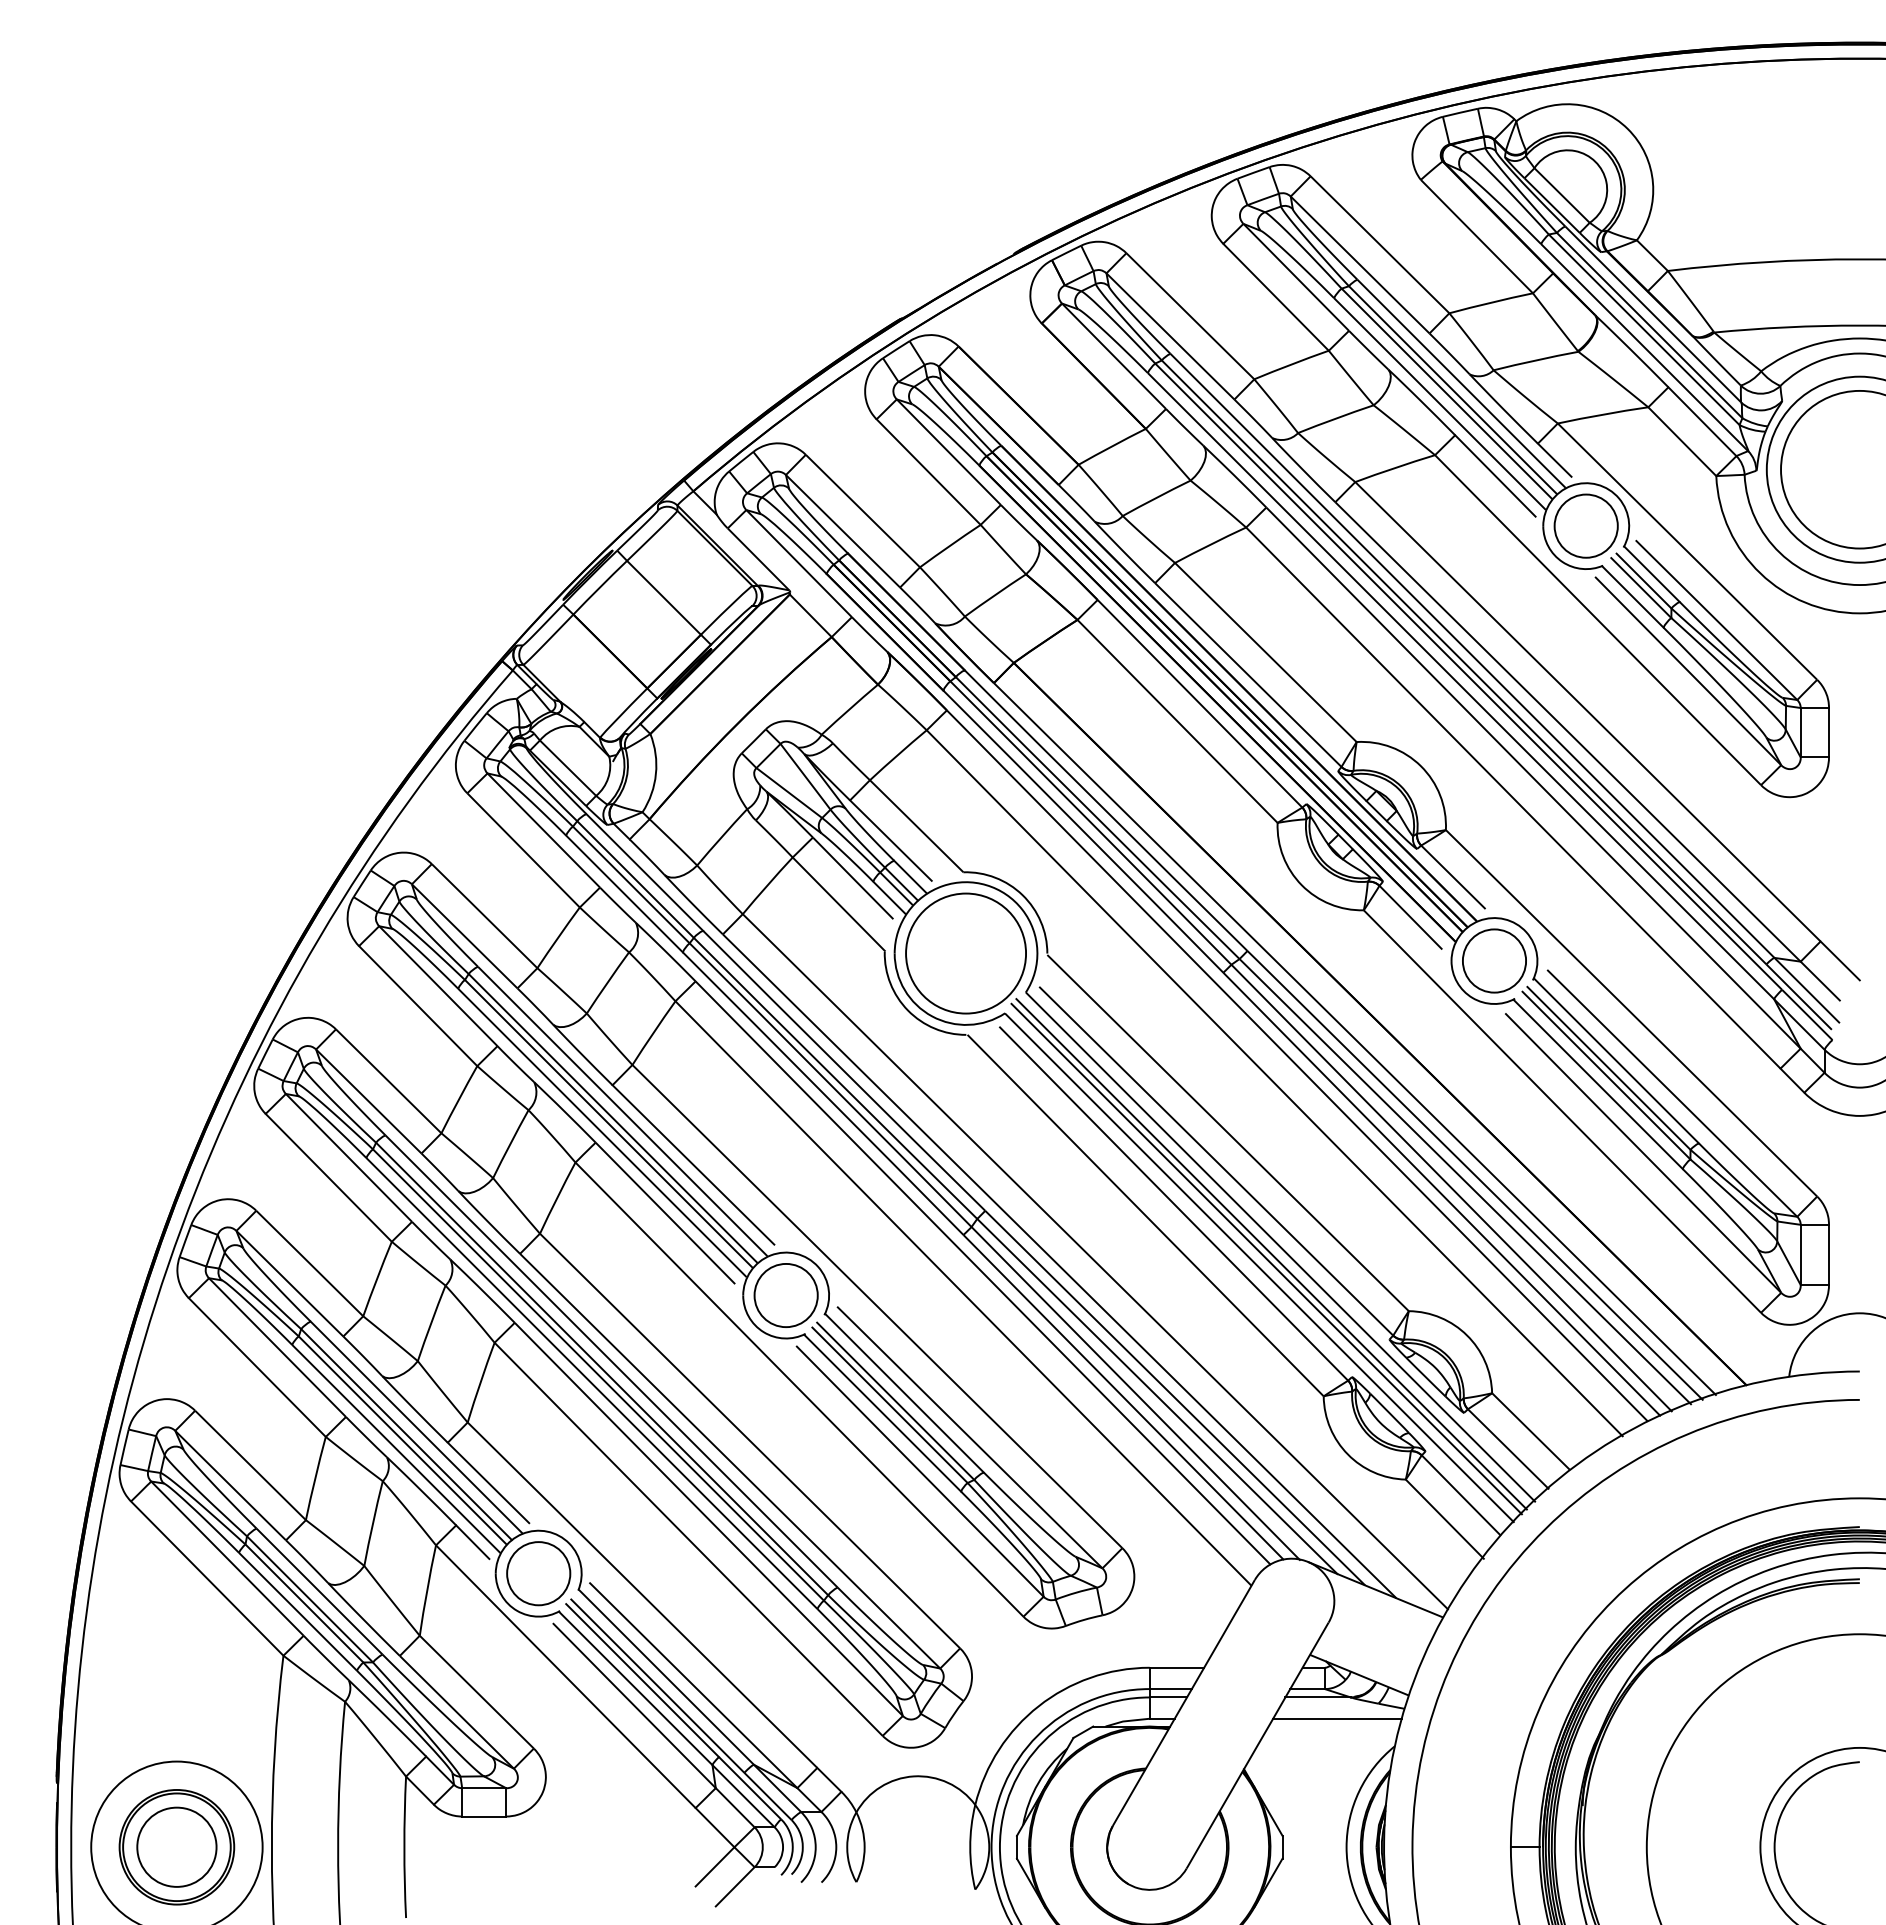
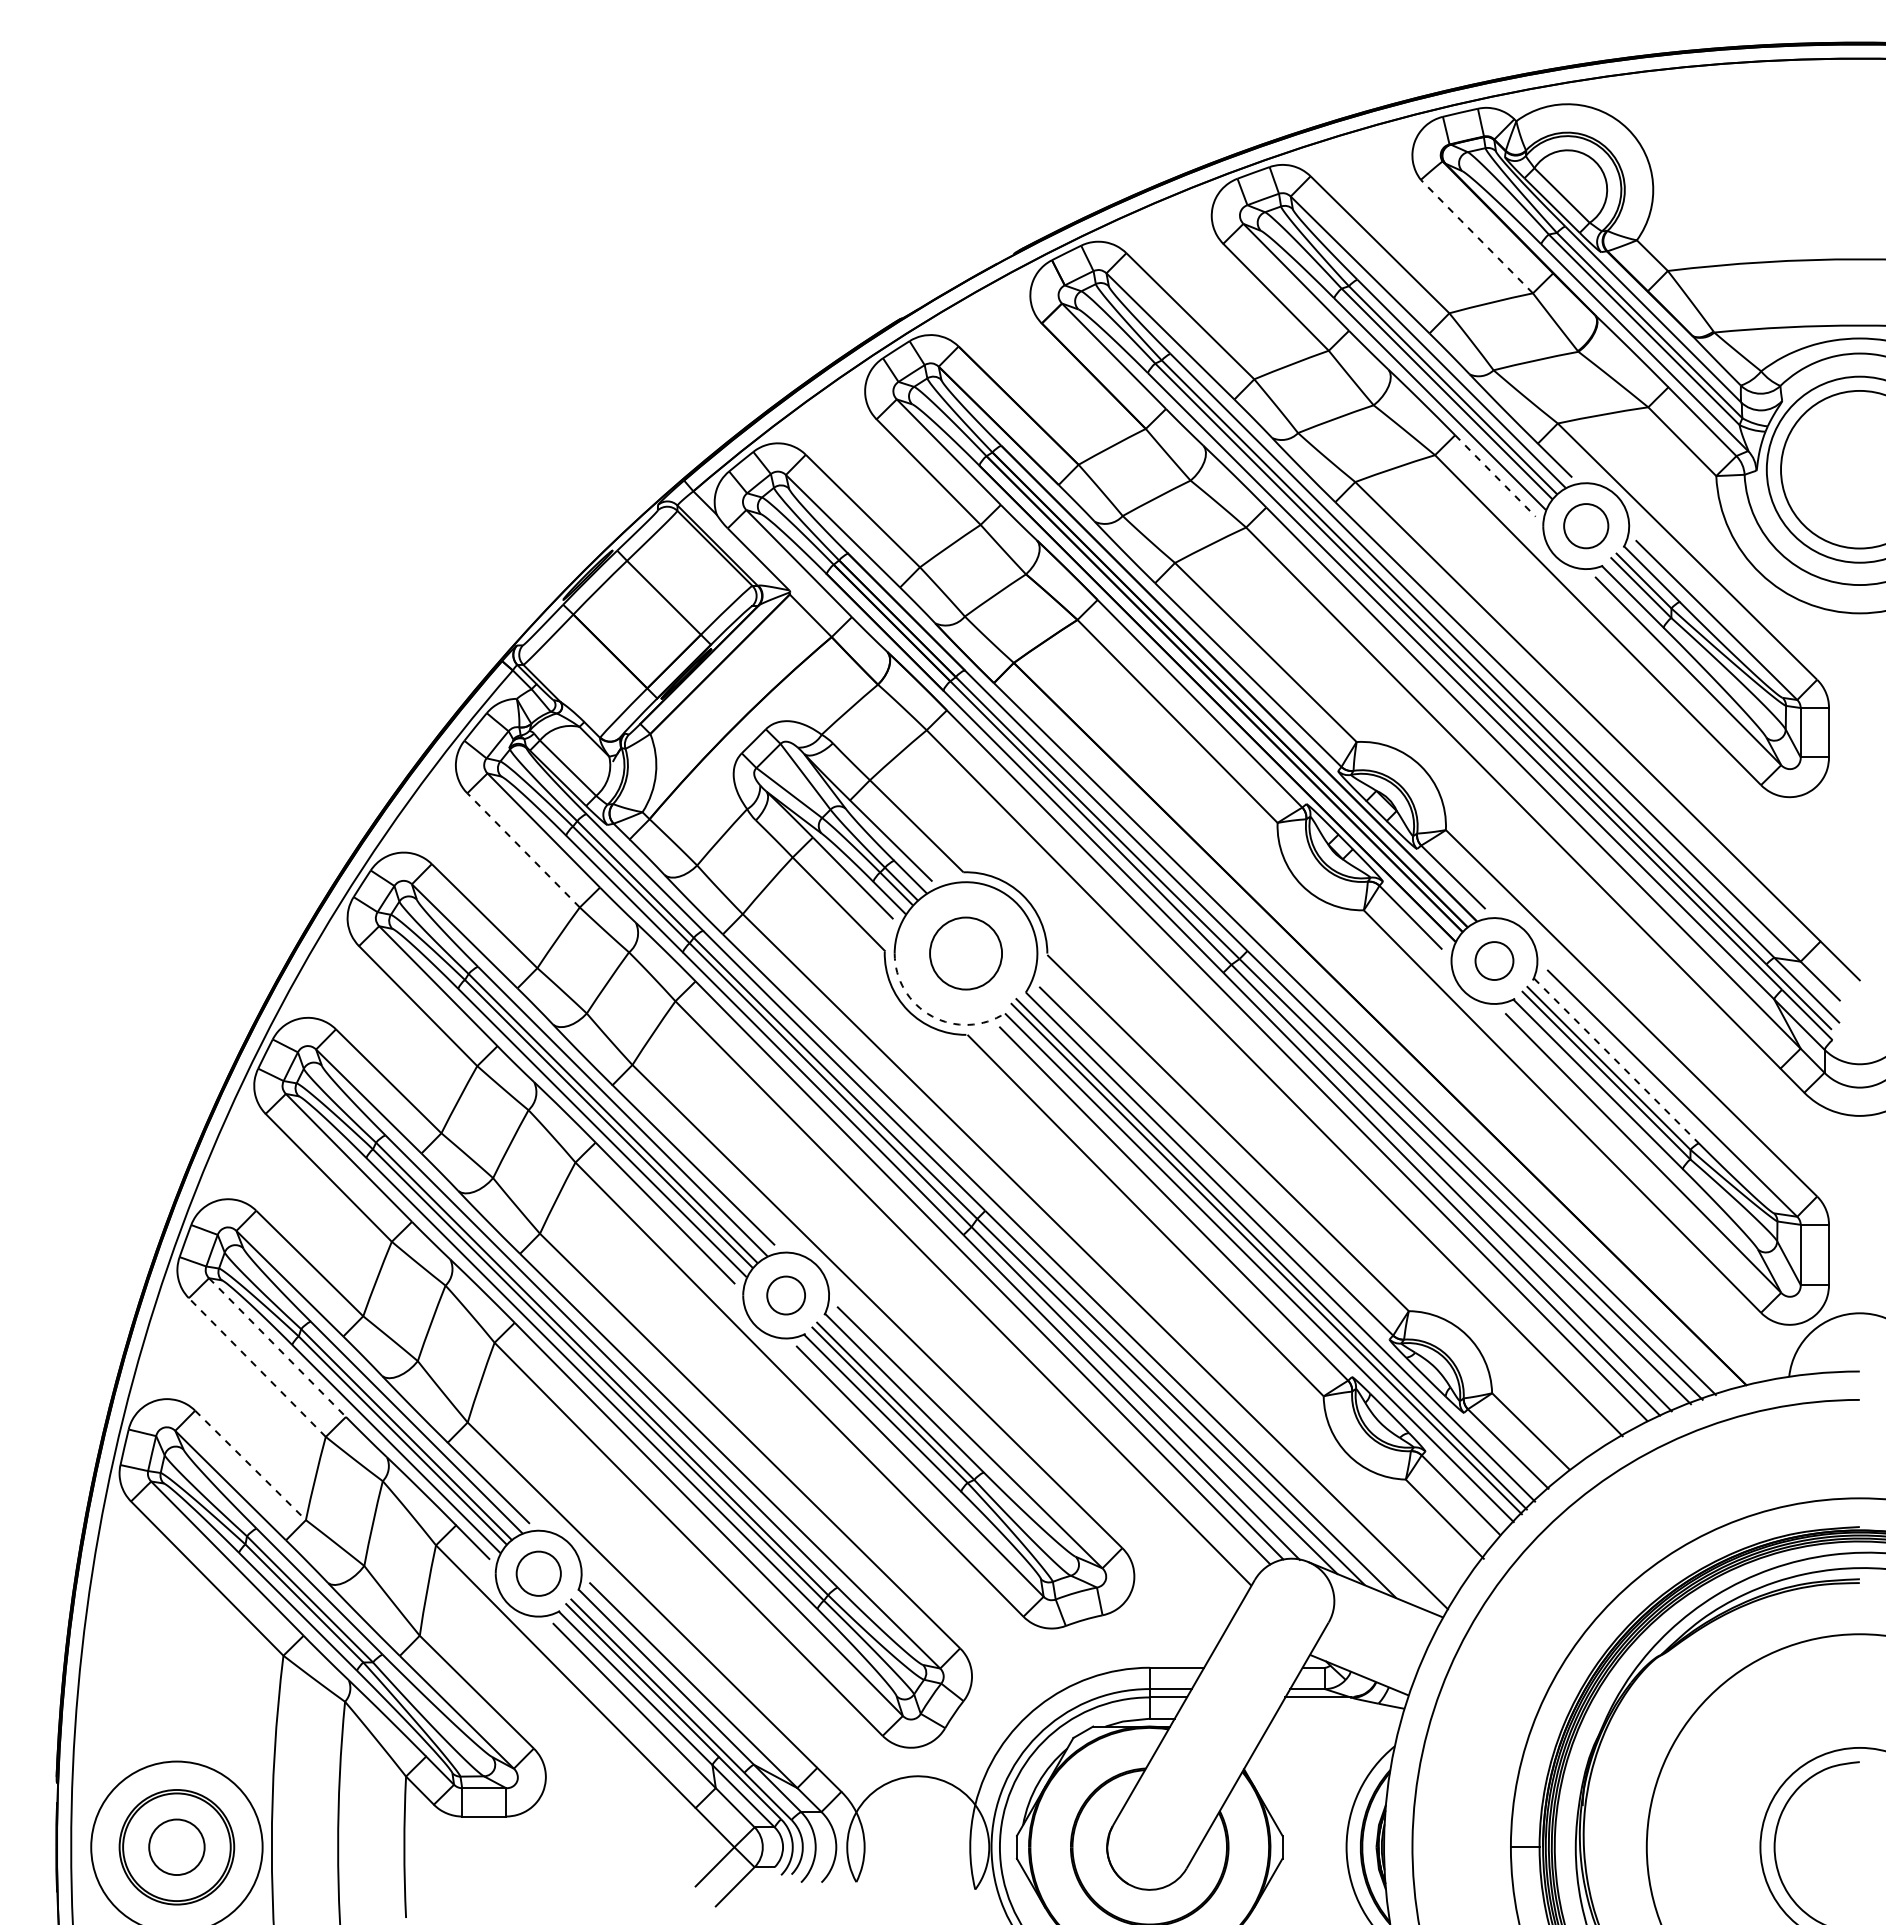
line: solid -> dashed (1476, 236)
line: solid -> dashed (1495, 476)
circle diameter: 63 px -> 44 px (1586, 526)
line: solid -> dashed (523, 850)
circle diameter: 120 px -> 72 px (966, 953)
circle diameter: 63 px -> 38 px (1494, 960)
arc: solid -> dashed (932, 1016)
line: solid -> dashed (1616, 1061)
circle diameter: 63 px -> 38 px (786, 1295)
line: solid -> dashed (277, 1347)
line: solid -> dashed (257, 1367)
line: solid -> dashed (250, 1465)
circle size: 66x66 px -> 47x47 px (538, 1573)
line: present -> none (1337, 1718)
circle diameter: 79 px -> 55 px (176, 1847)
